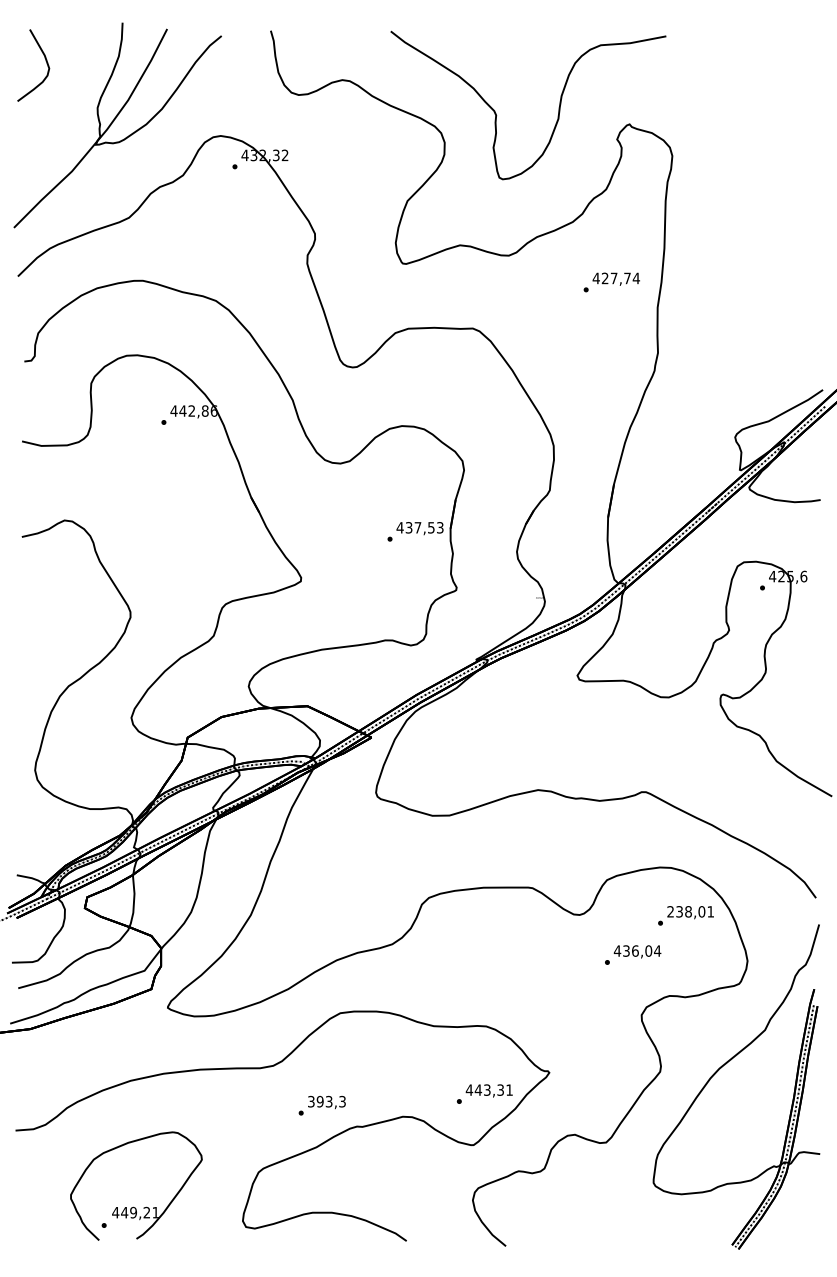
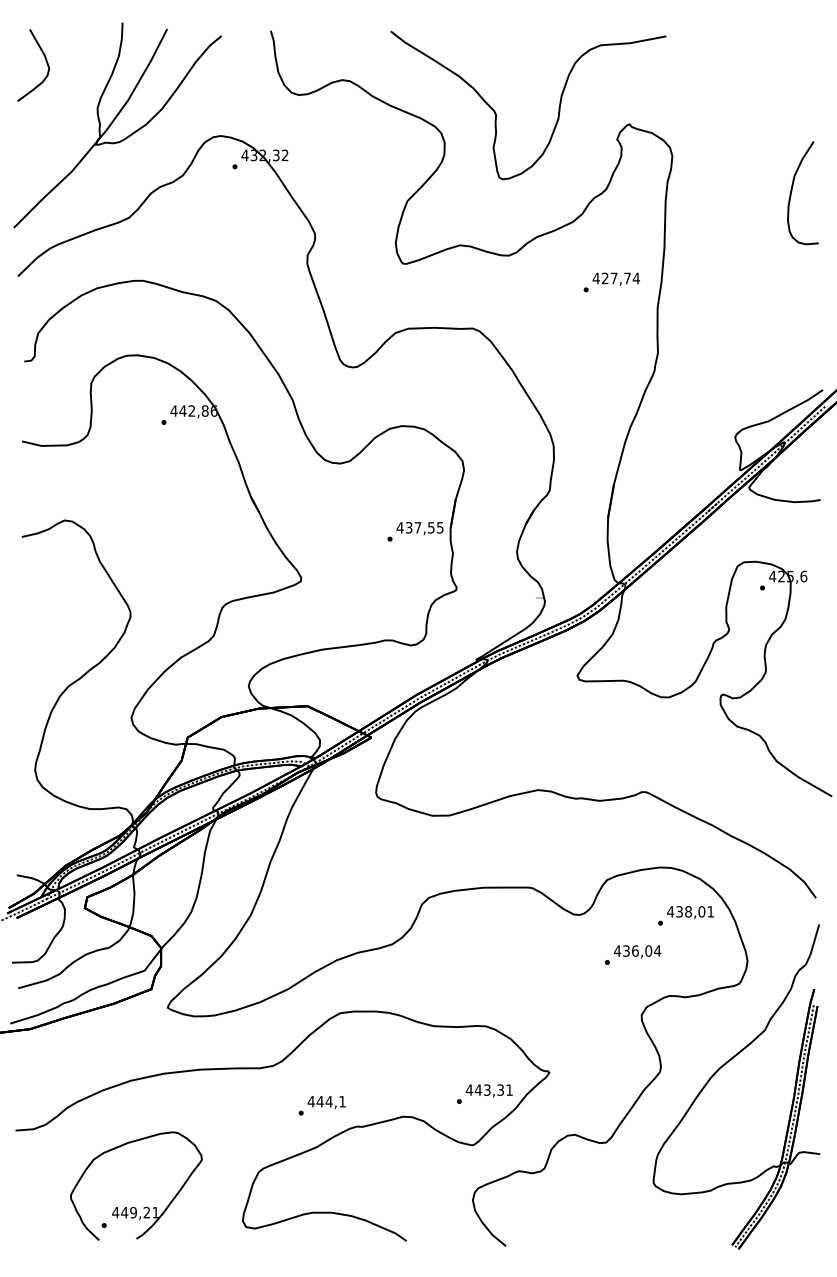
curve: none -> present (792, 191)
text: 437,53 -> 437,55 (440, 527)
text: 238,01 -> 438,01 (670, 911)
text: 393,3 -> 444,1 (326, 1101)
